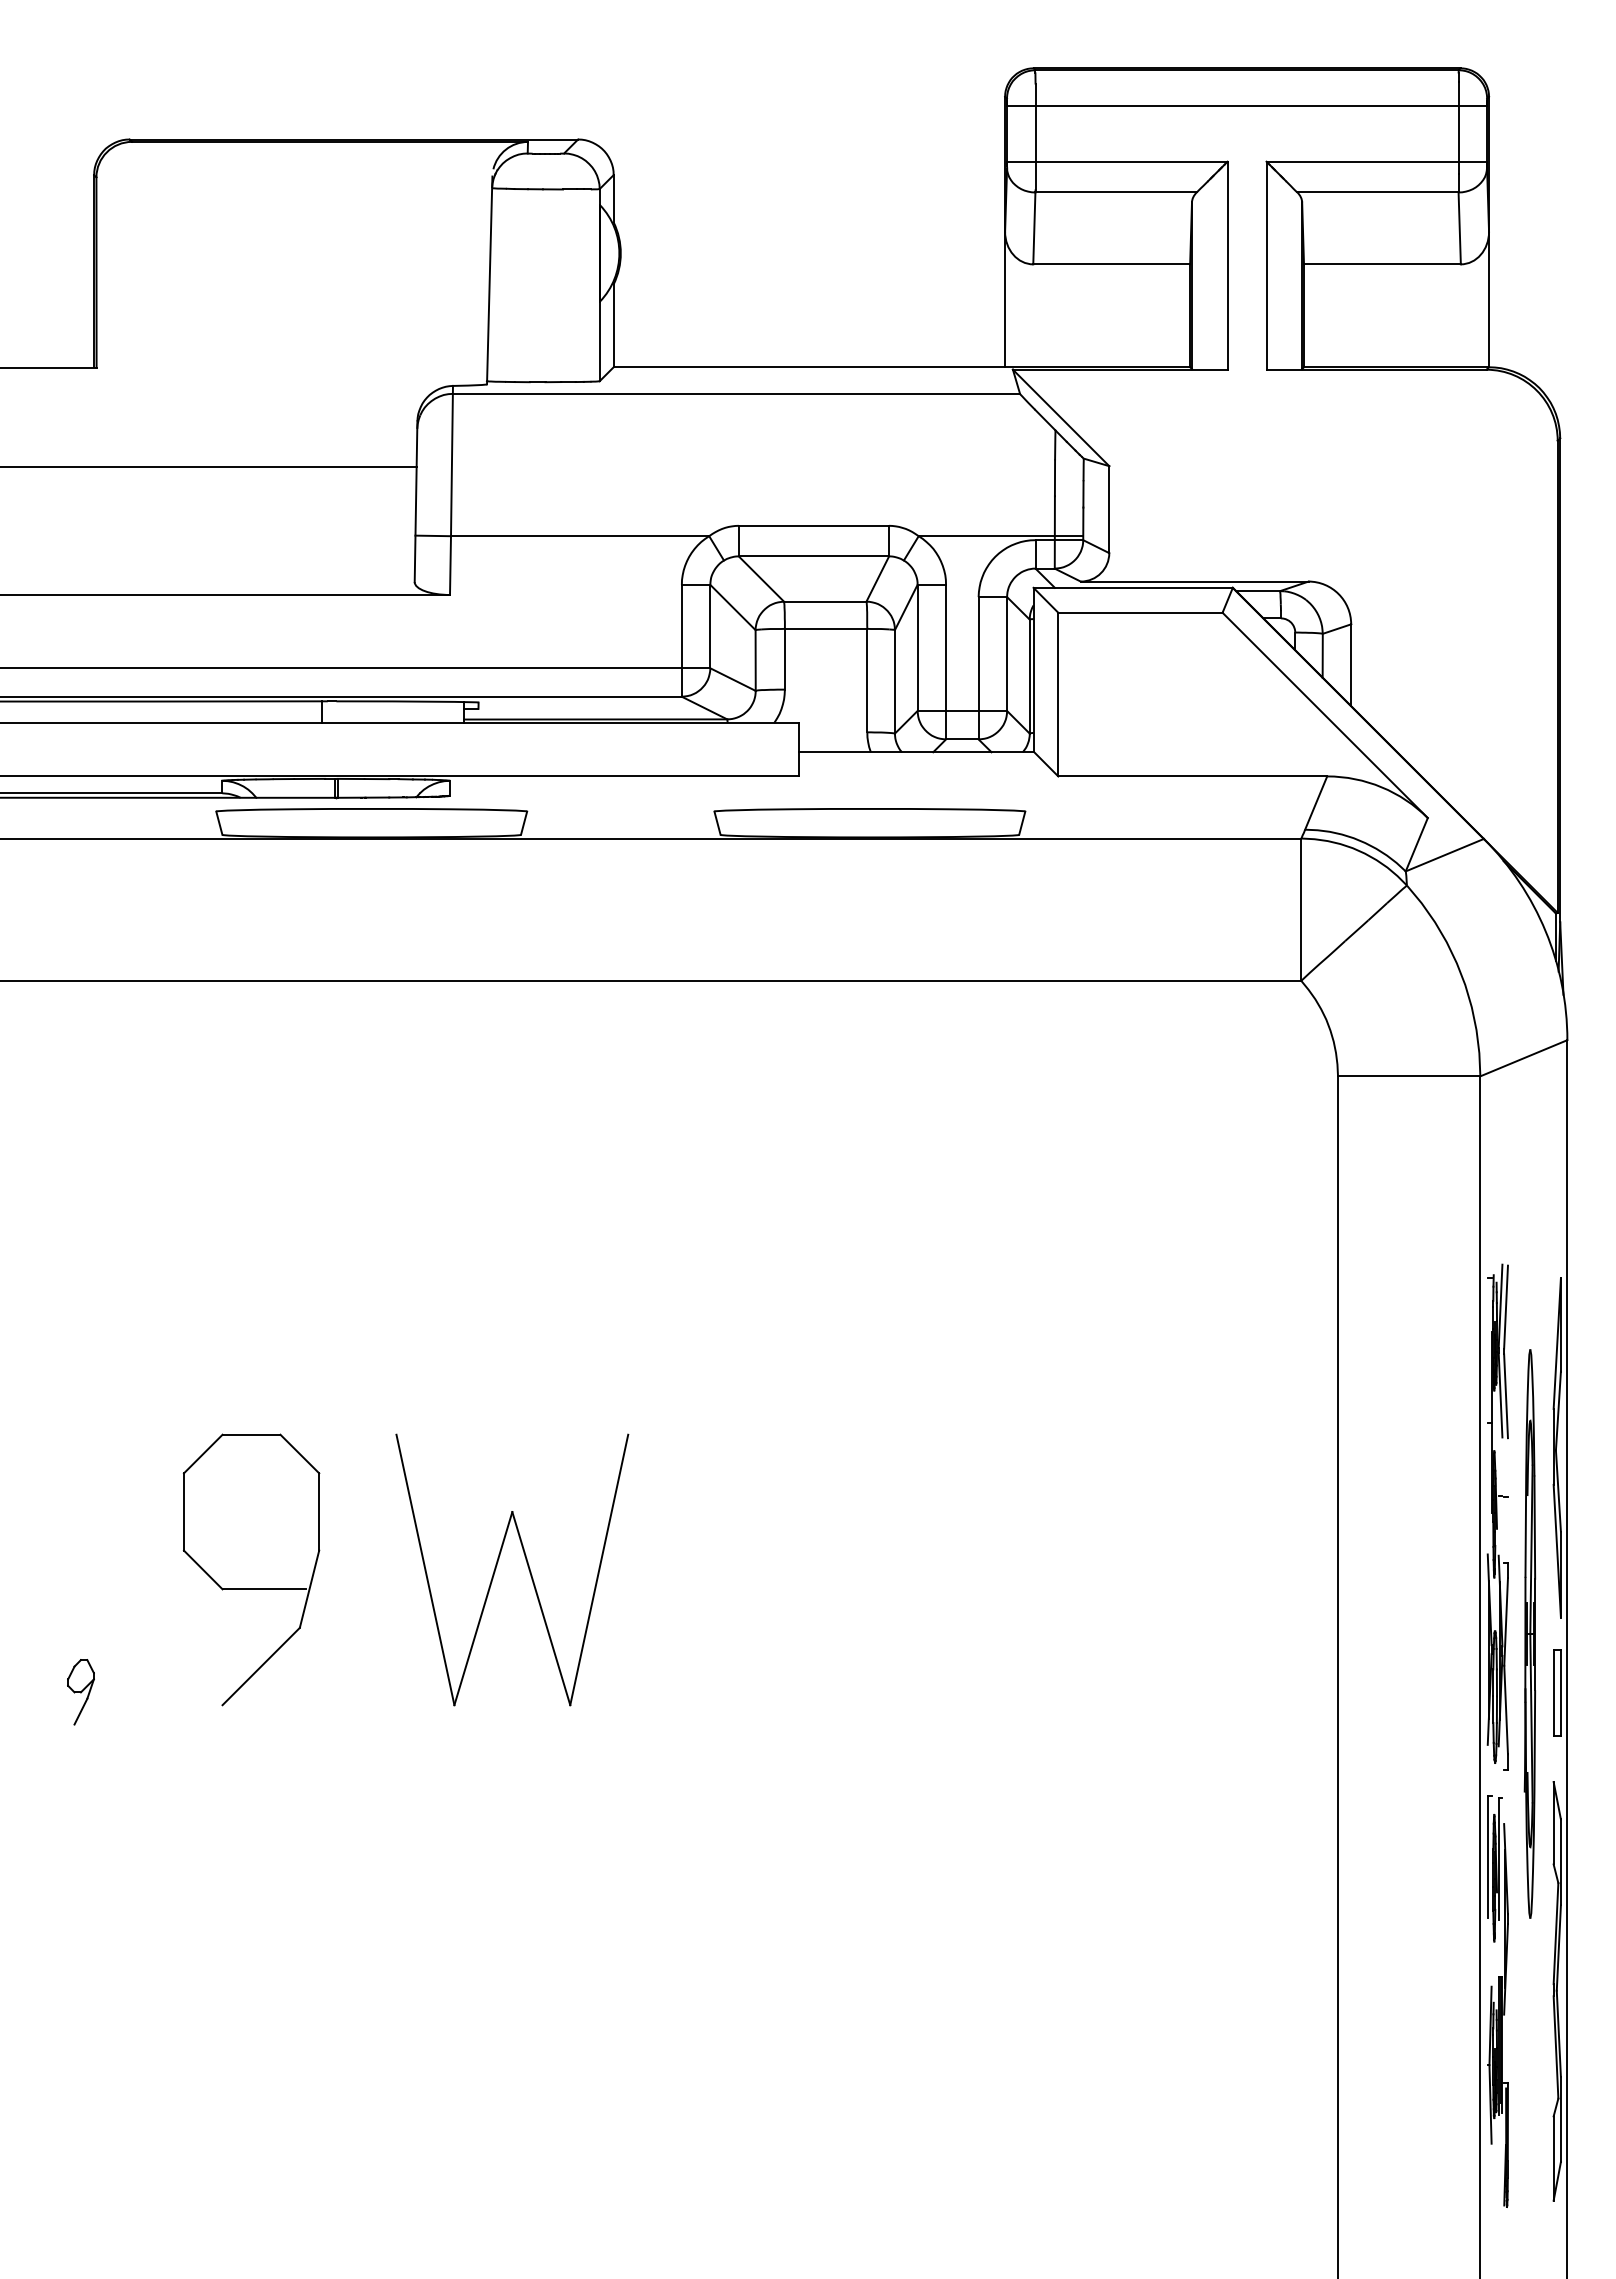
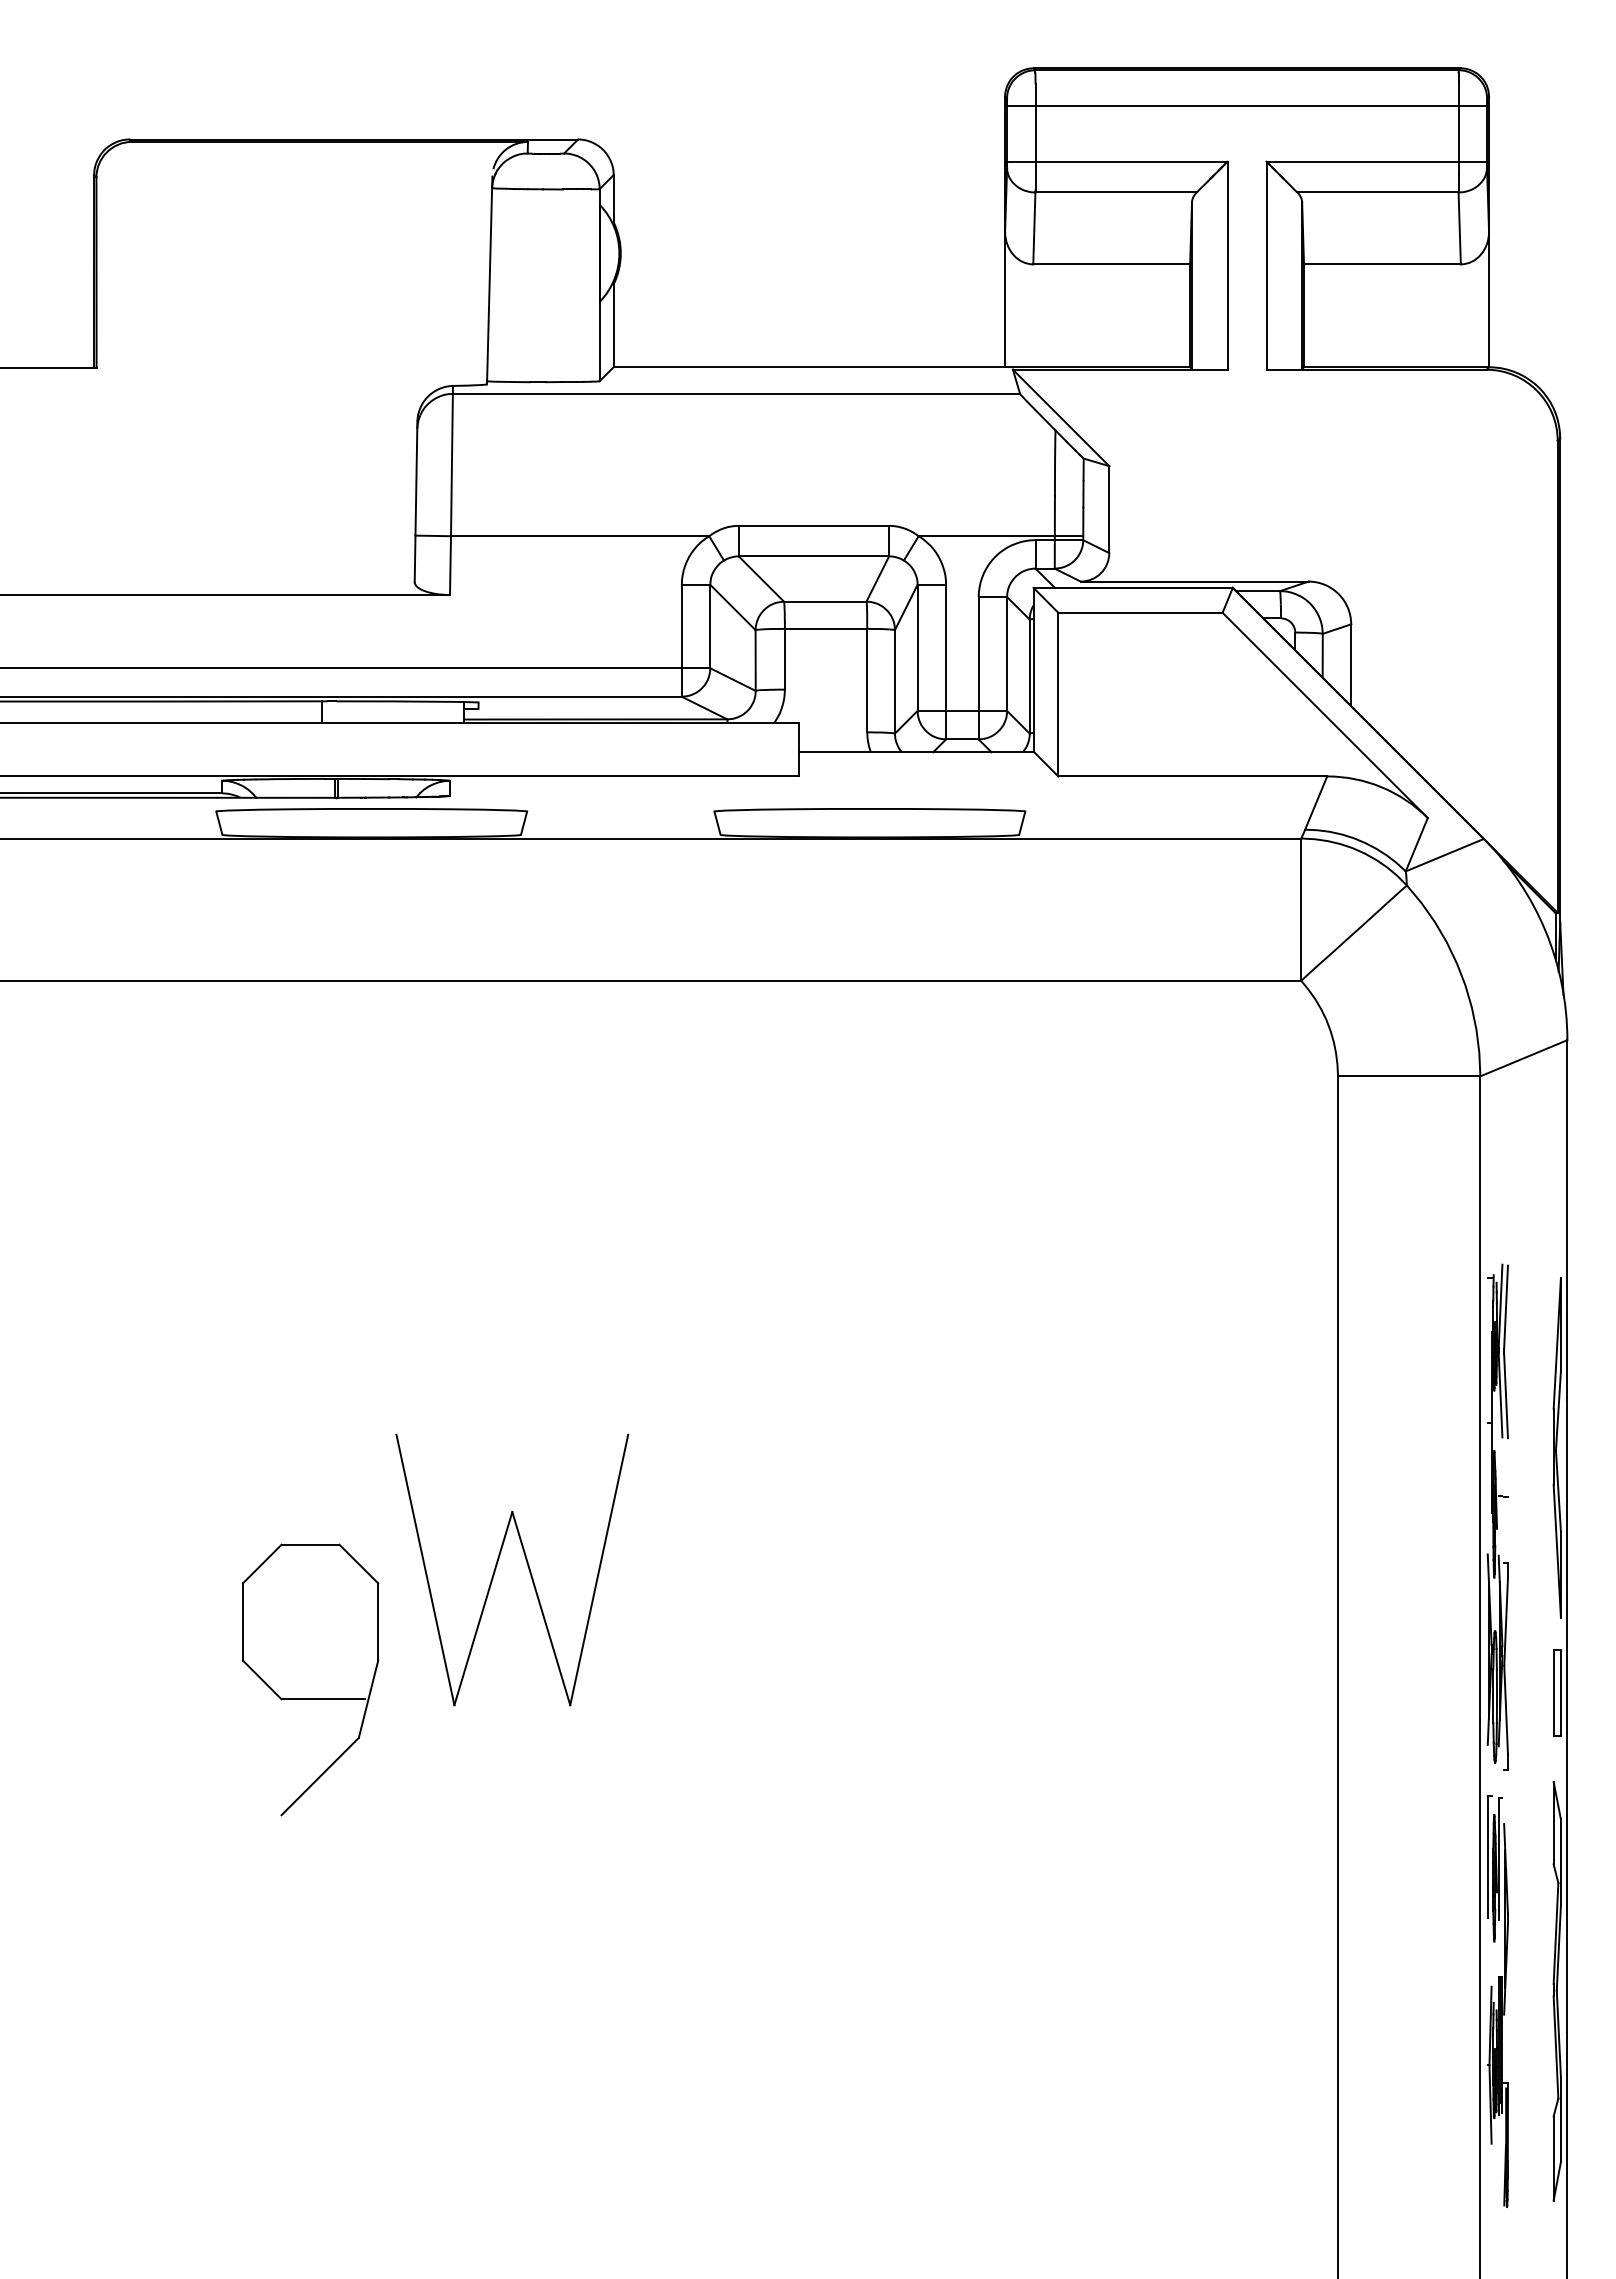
line: present -> none (209, 466)
part position: (251, 1588) -> (310, 1698) (310, 1698)
part: present -> none (1529, 1633)
part: present -> none (80, 1692)
